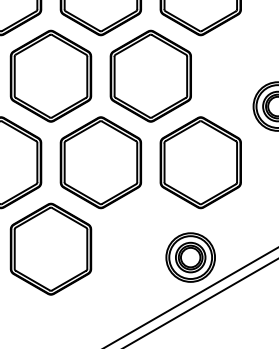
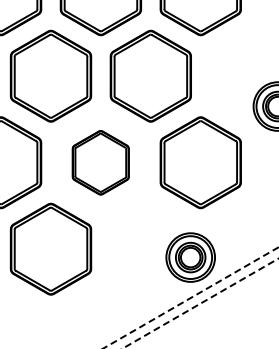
part size: 83x94 px -> 59x66 px (100, 162)
line: solid -> dashed (190, 297)
line: solid -> dashed (201, 303)
